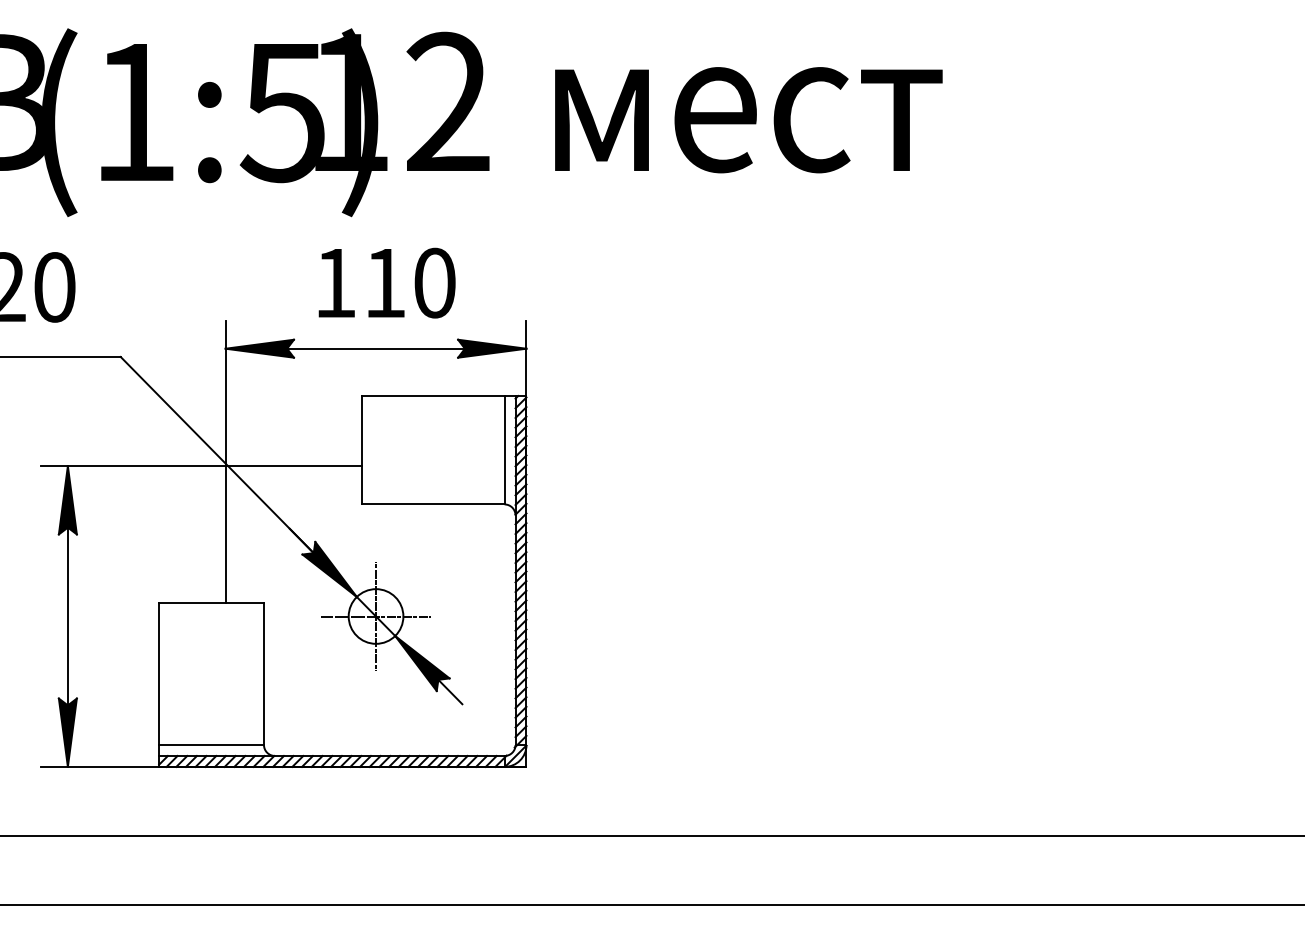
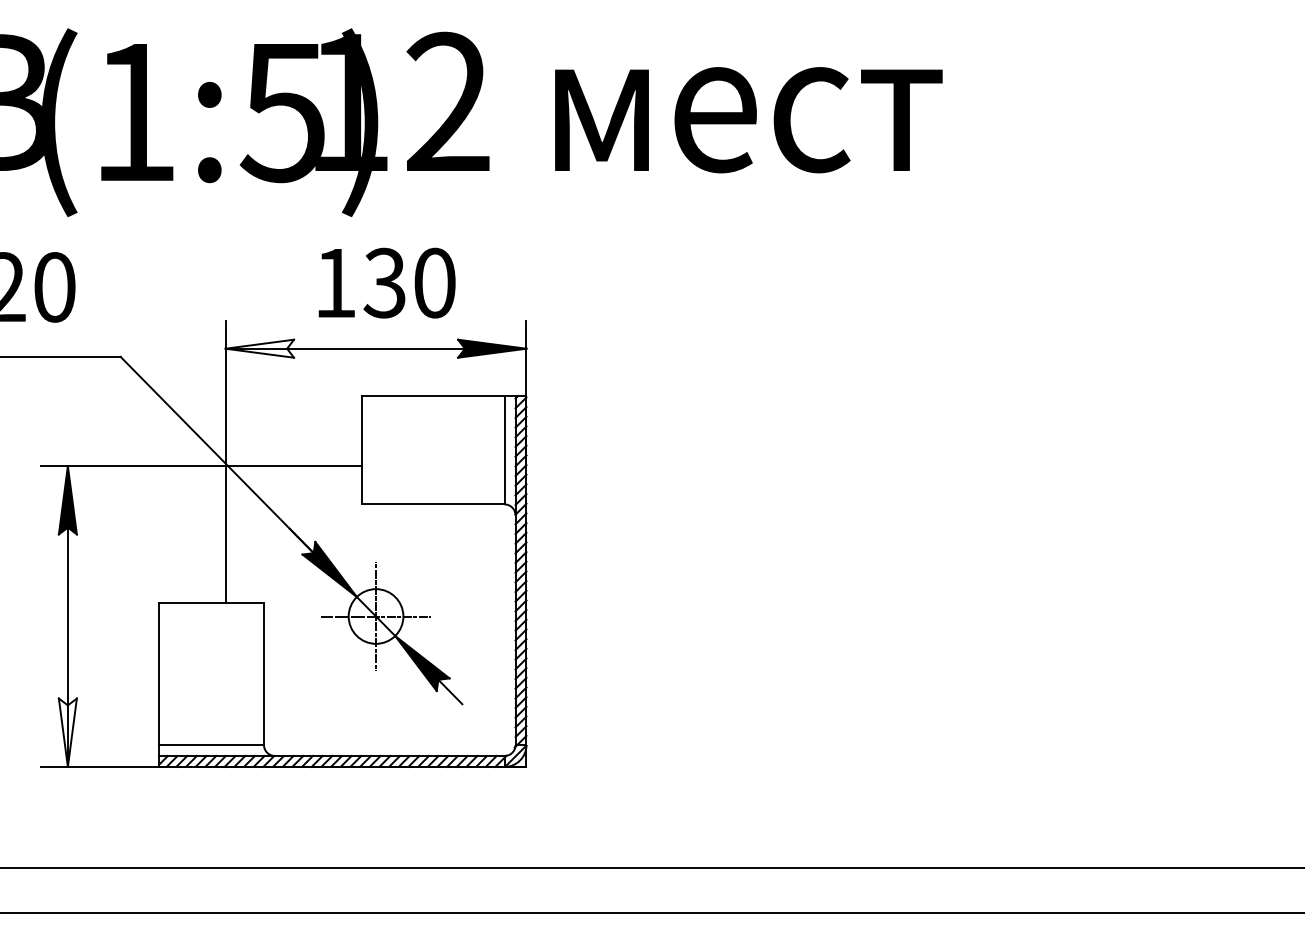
text: 110 -> 130 (384, 282)
fill: present -> none (259, 348)
fill: present -> none (67, 732)
line position: (651, 836) -> (651, 868) (651, 868)
line position: (651, 904) -> (651, 912) (651, 912)
